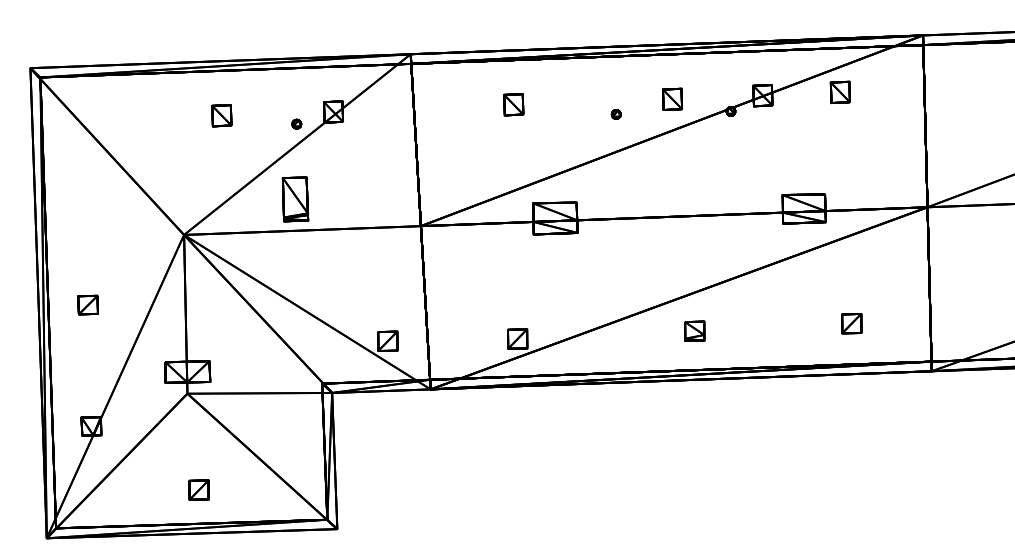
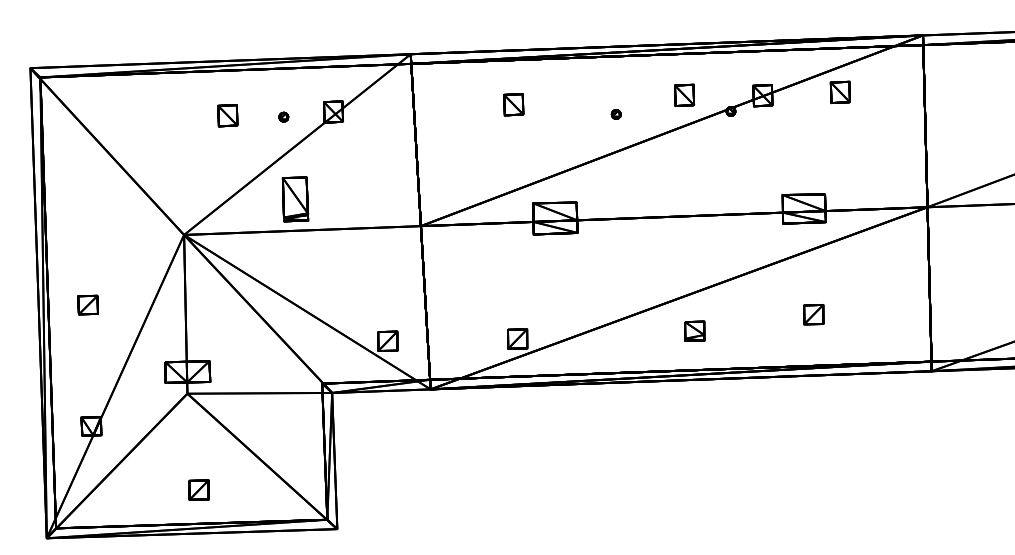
part position: (672, 98) -> (684, 94) (684, 94)
part position: (221, 115) -> (227, 115) (227, 115)
part position: (296, 123) -> (283, 116) (283, 116)
part position: (851, 323) -> (813, 314) (813, 314)
